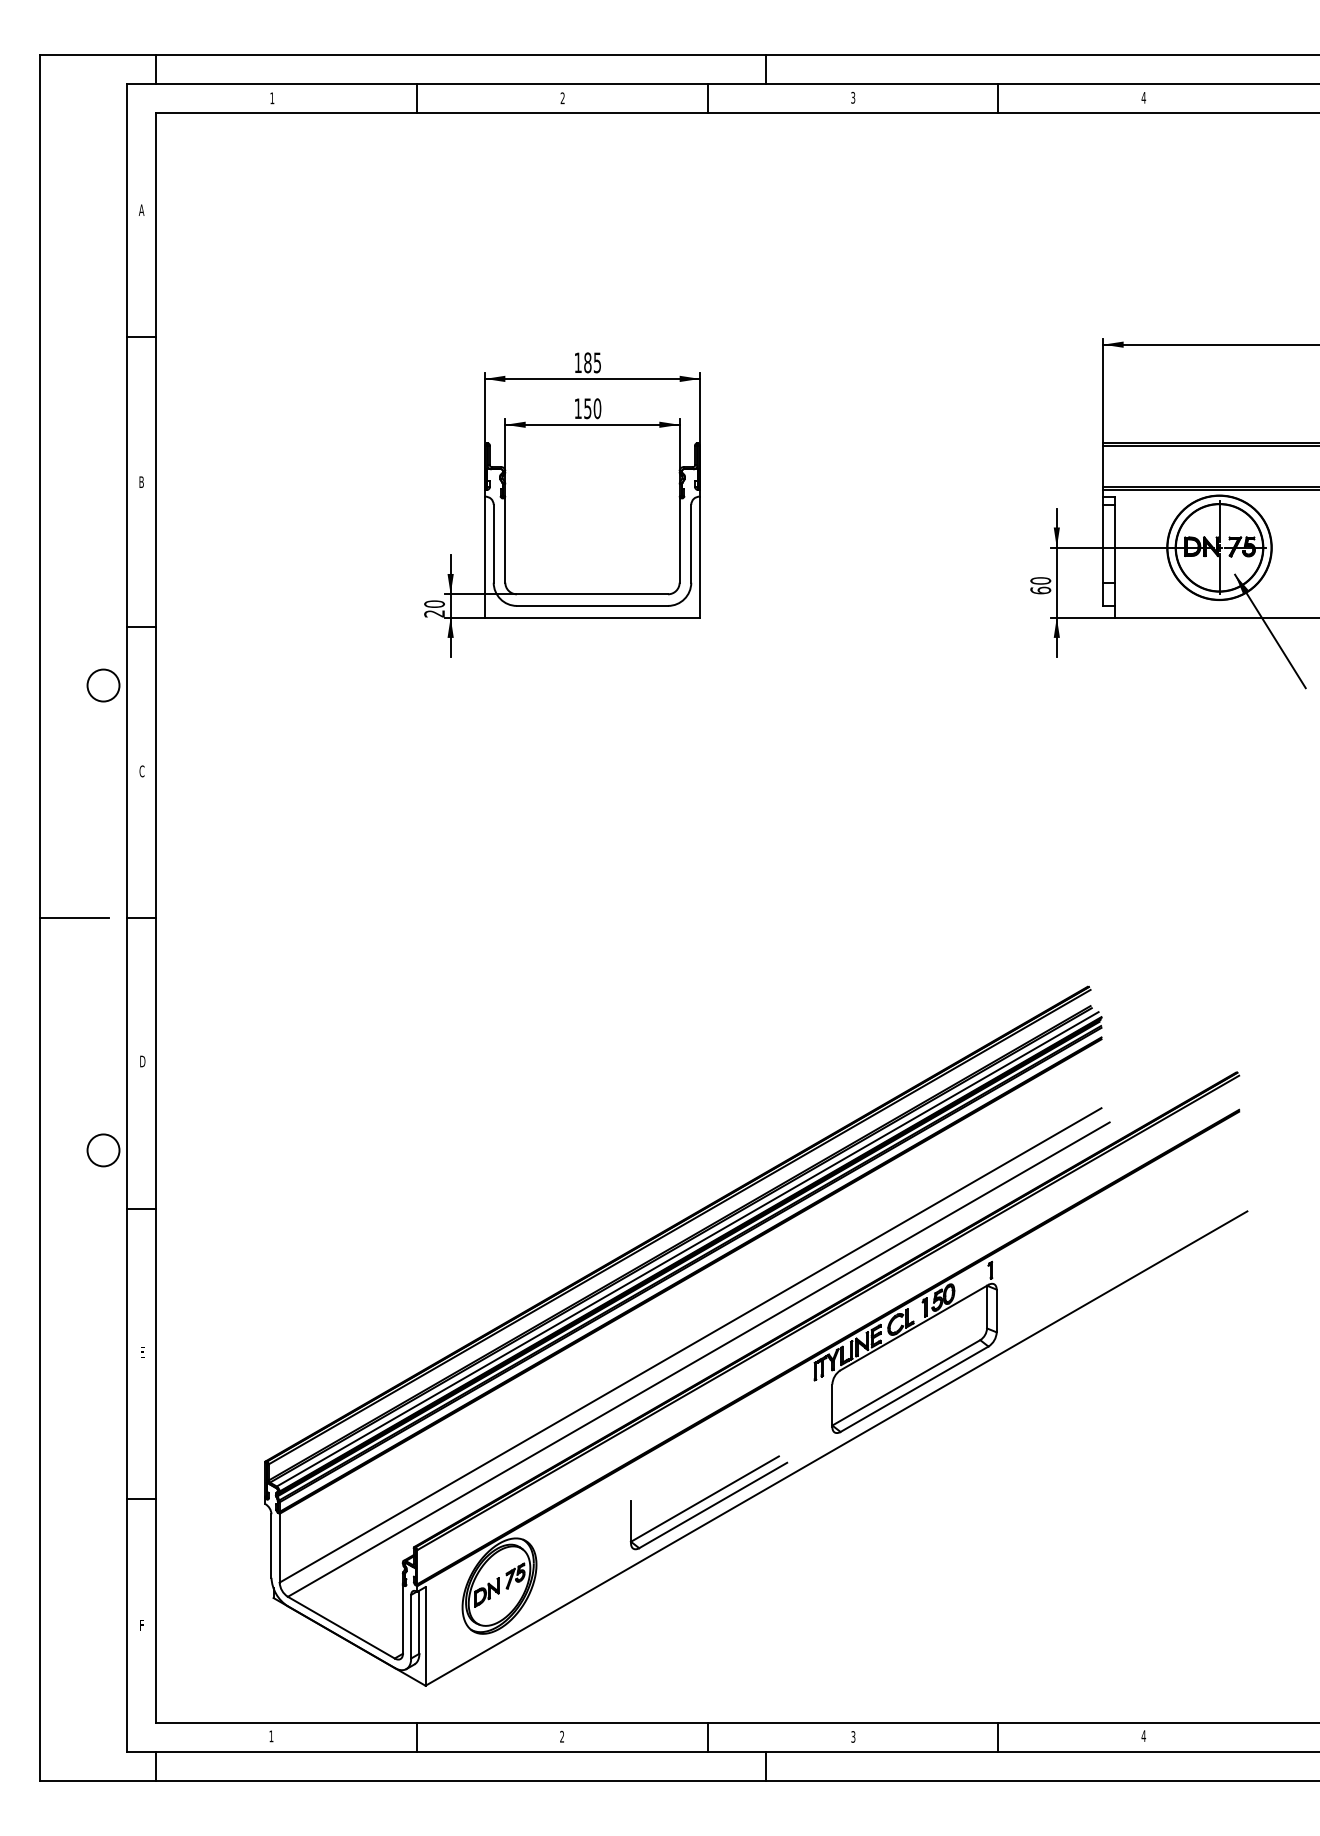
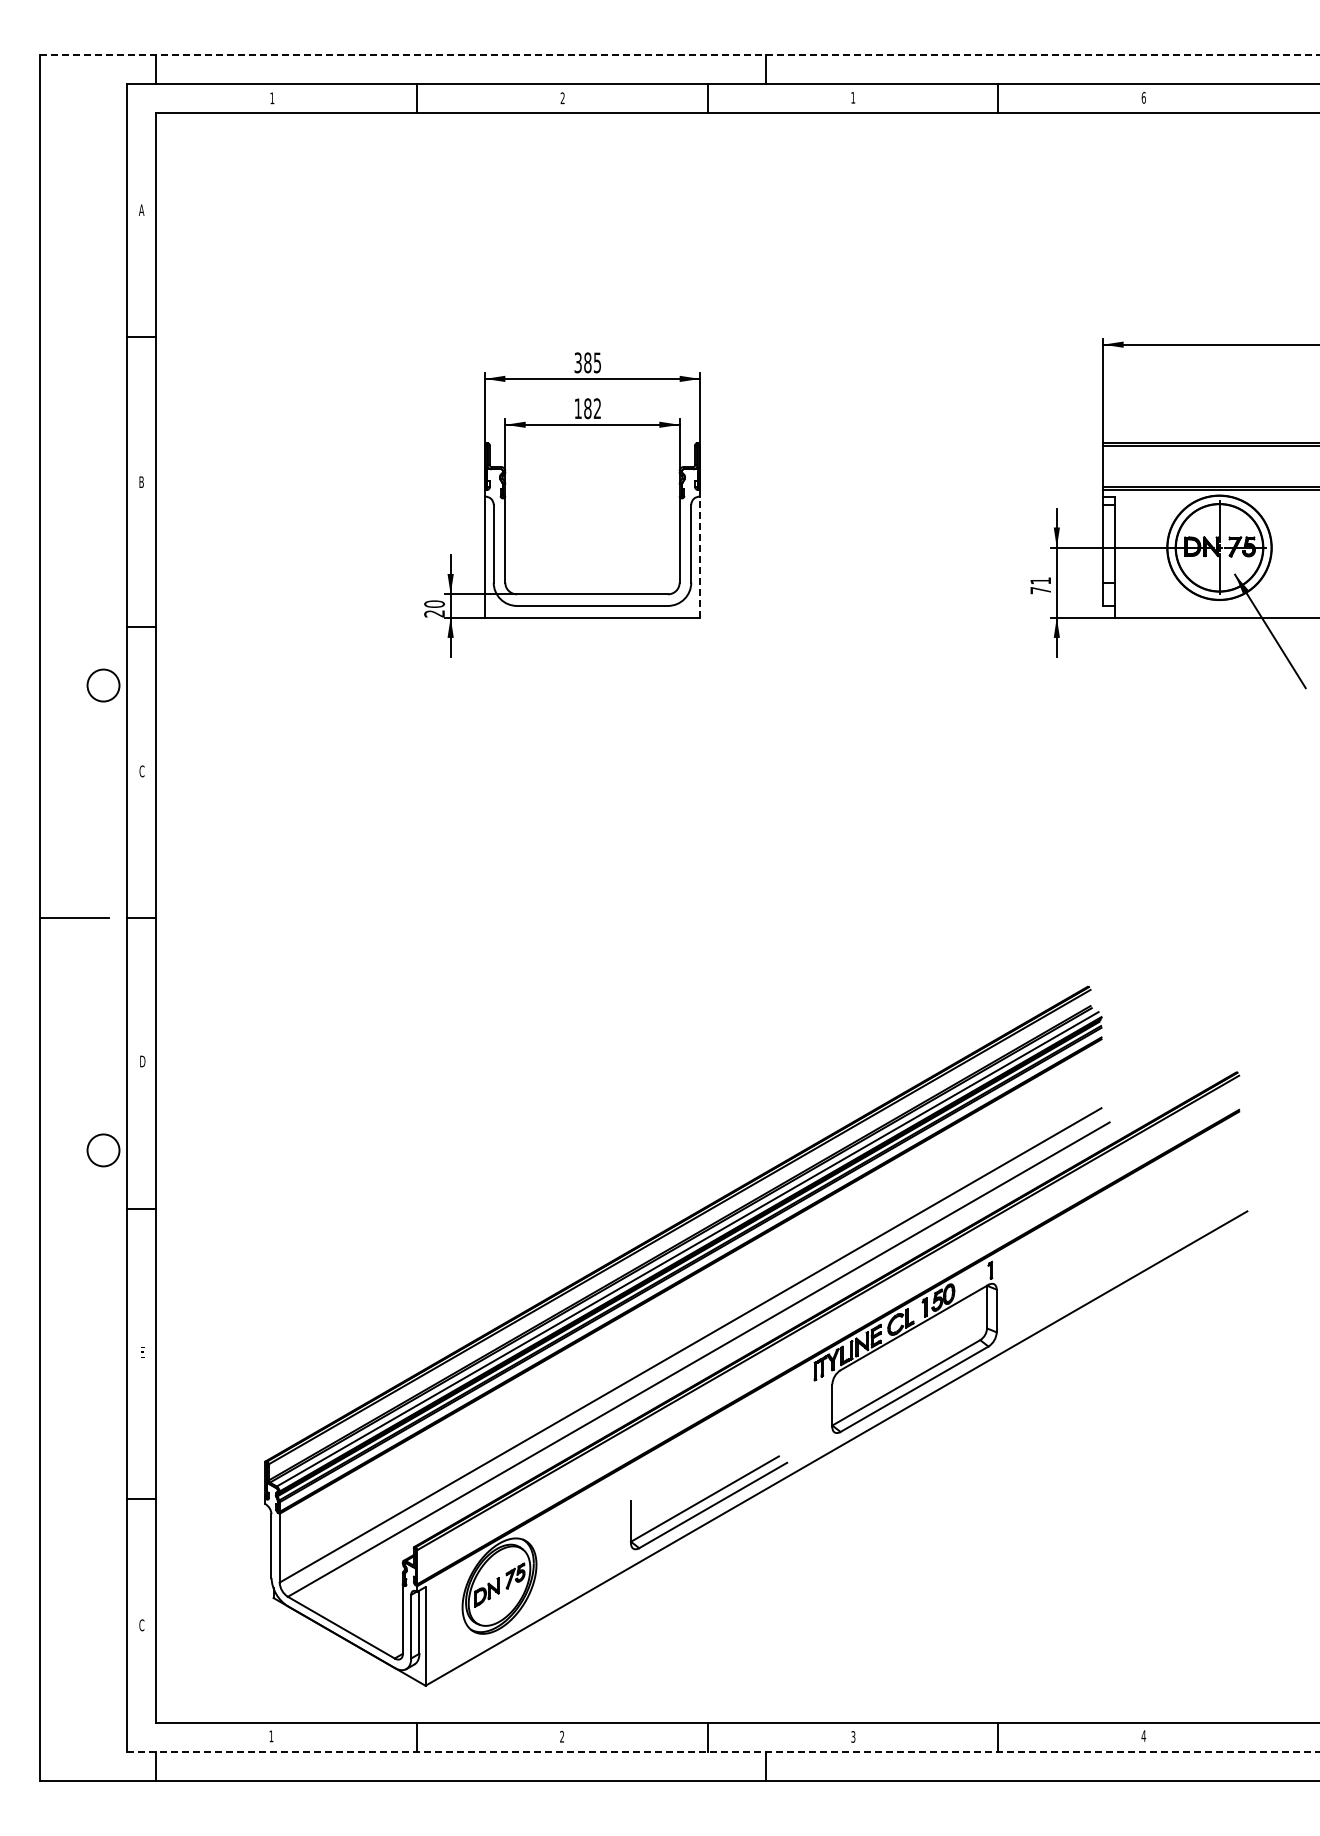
line: solid -> dashed (679, 55)
text: 3 -> 1 (853, 97)
text: 4 -> 6 (1143, 97)
text: 185 -> 385 (577, 362)
text: 150 -> 182 (592, 408)
line: solid -> dashed (699, 556)
text: 60 -> 71 (1040, 585)
text: F -> C (141, 1625)
line: solid -> dashed (723, 1751)
